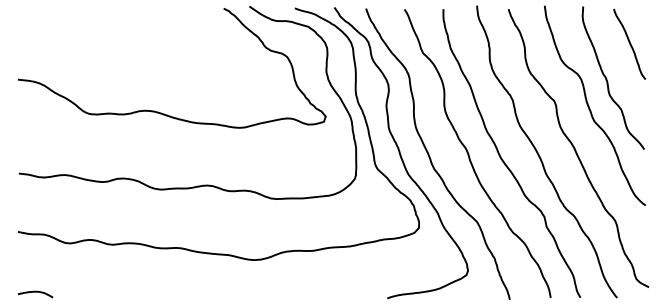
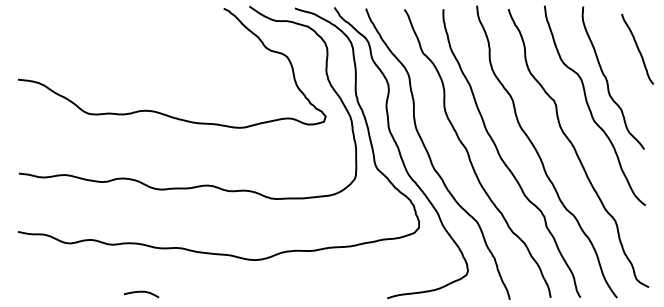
curve position: (629, 43) -> (637, 48) (637, 48)
curve position: (35, 292) -> (141, 292) (141, 292)
